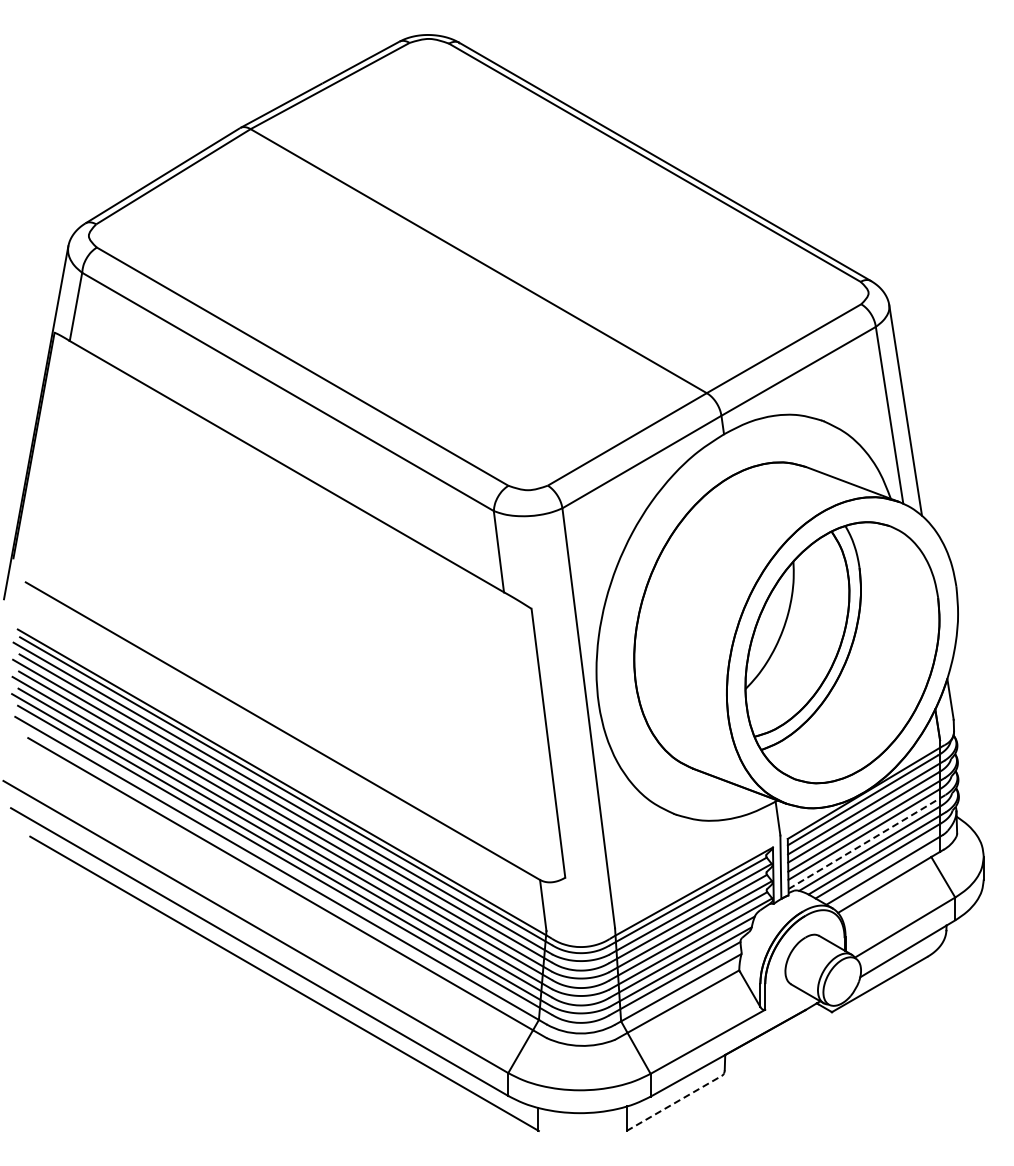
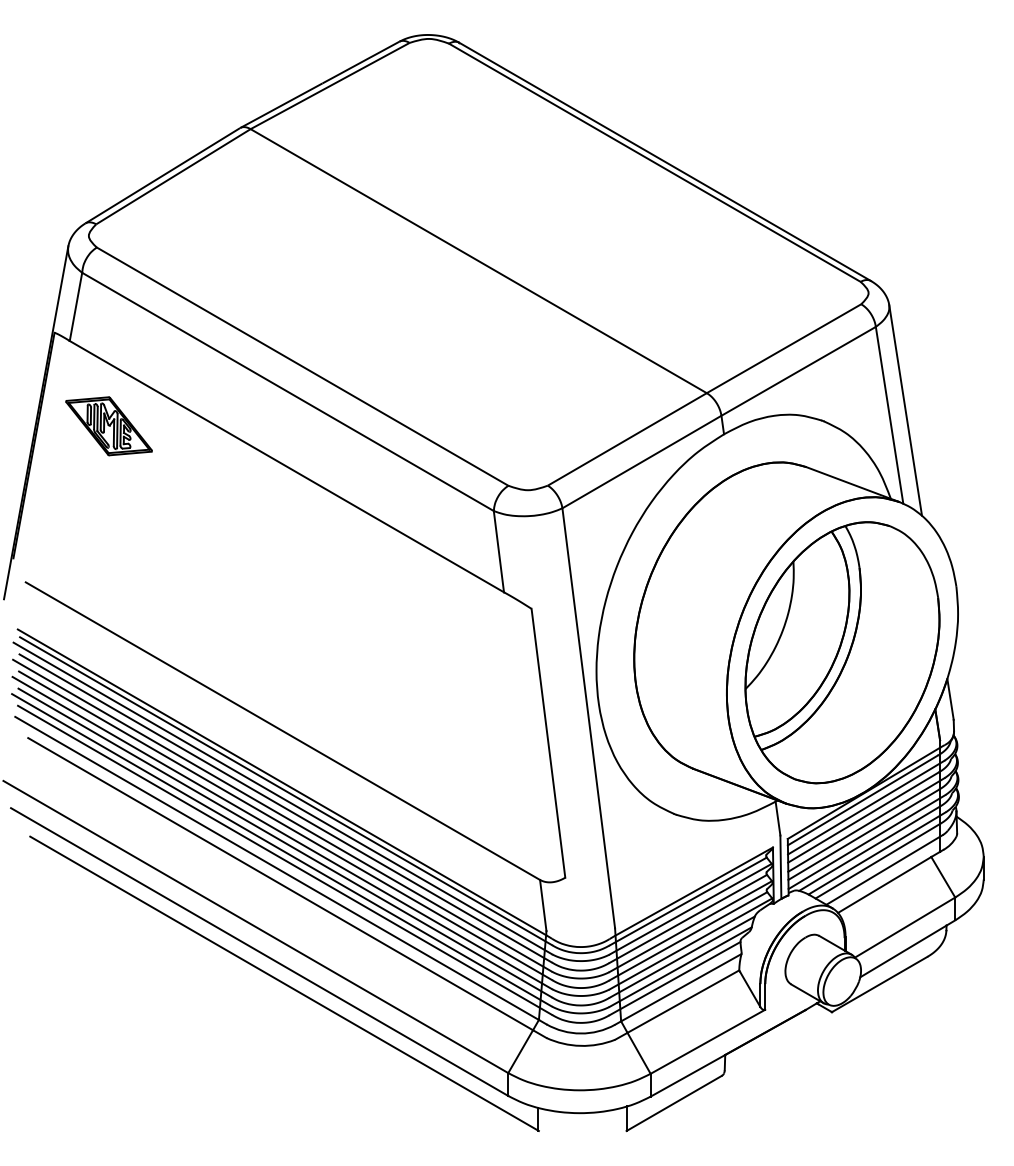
part: none -> present (108, 426)
line: dashed -> solid (867, 841)
line: dashed -> solid (674, 1103)
